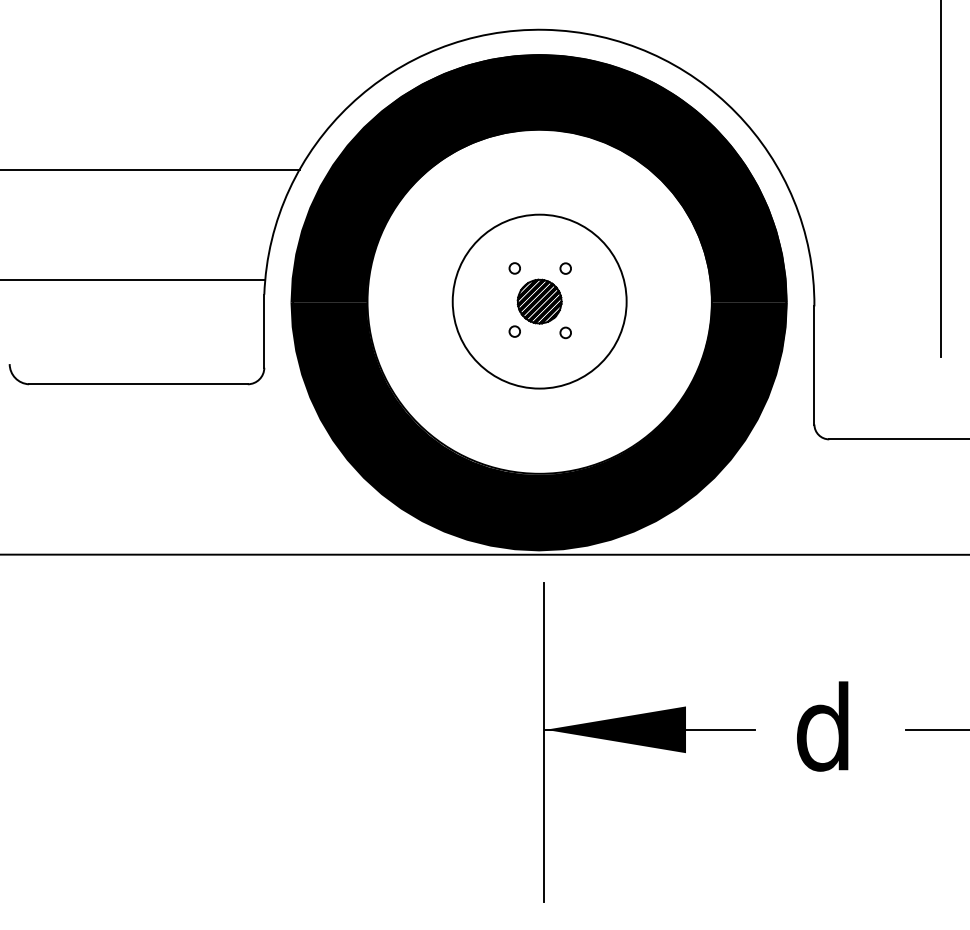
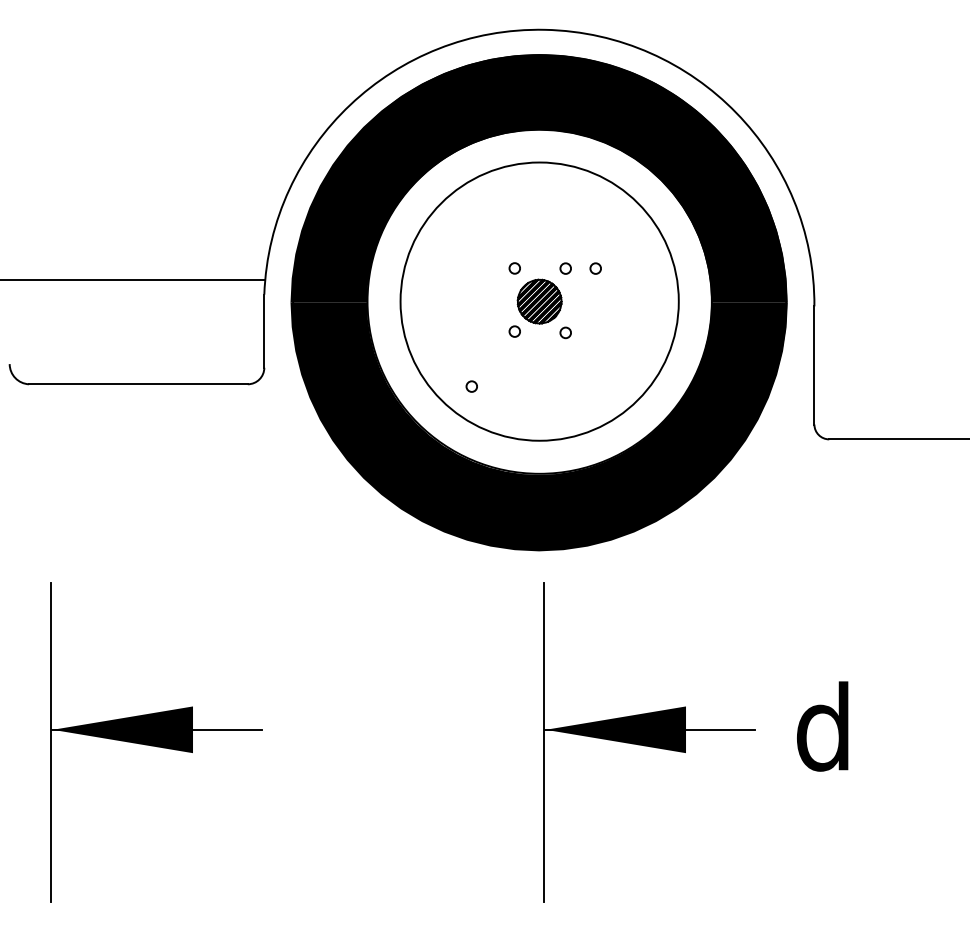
line: present -> none (150, 169)
line: present -> none (940, 179)
circle: none -> present (595, 268)
circle diameter: 174 px -> 278 px (539, 301)
circle: none -> present (471, 386)
line: present -> none (484, 554)
line: present -> none (935, 729)
part: none -> present (156, 742)
